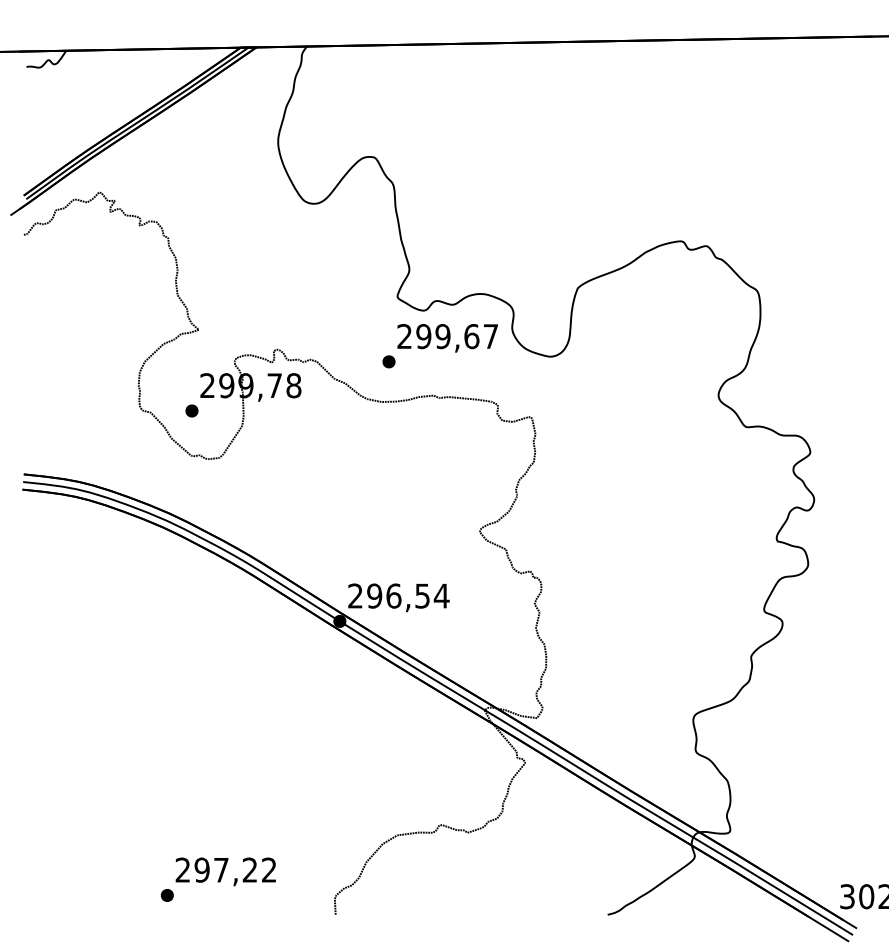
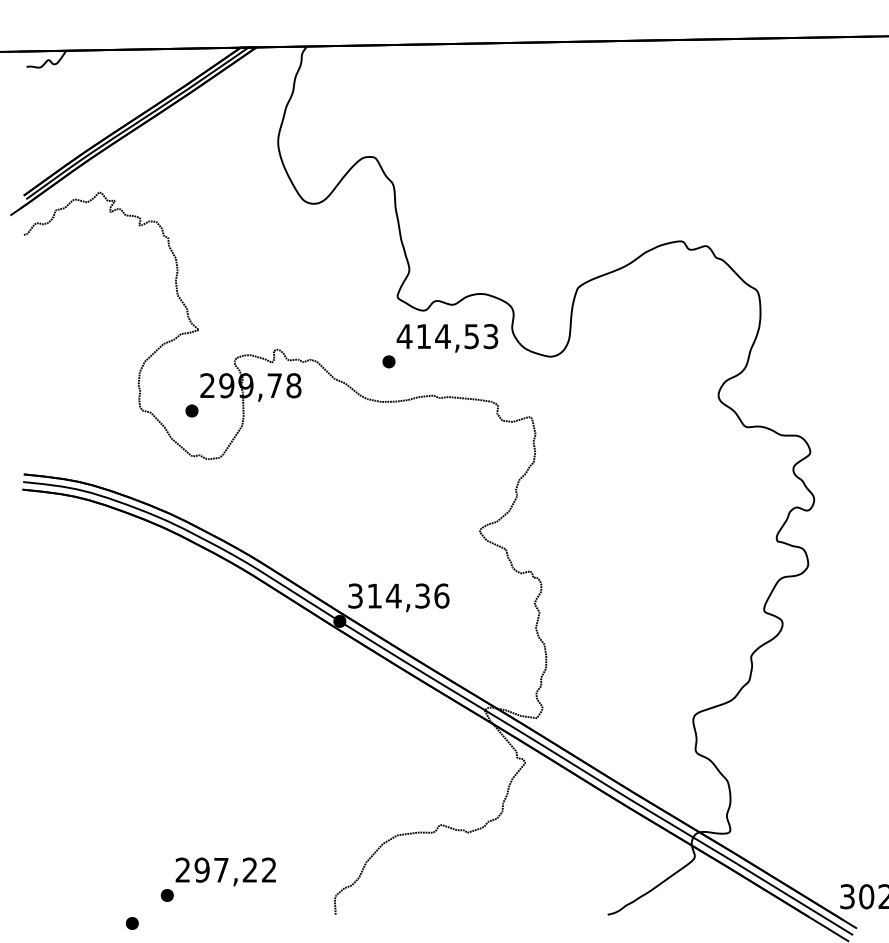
text: 299,67 -> 414,53 (447, 336)
text: 296,54 -> 314,36 (398, 595)
part: none -> present (131, 923)
